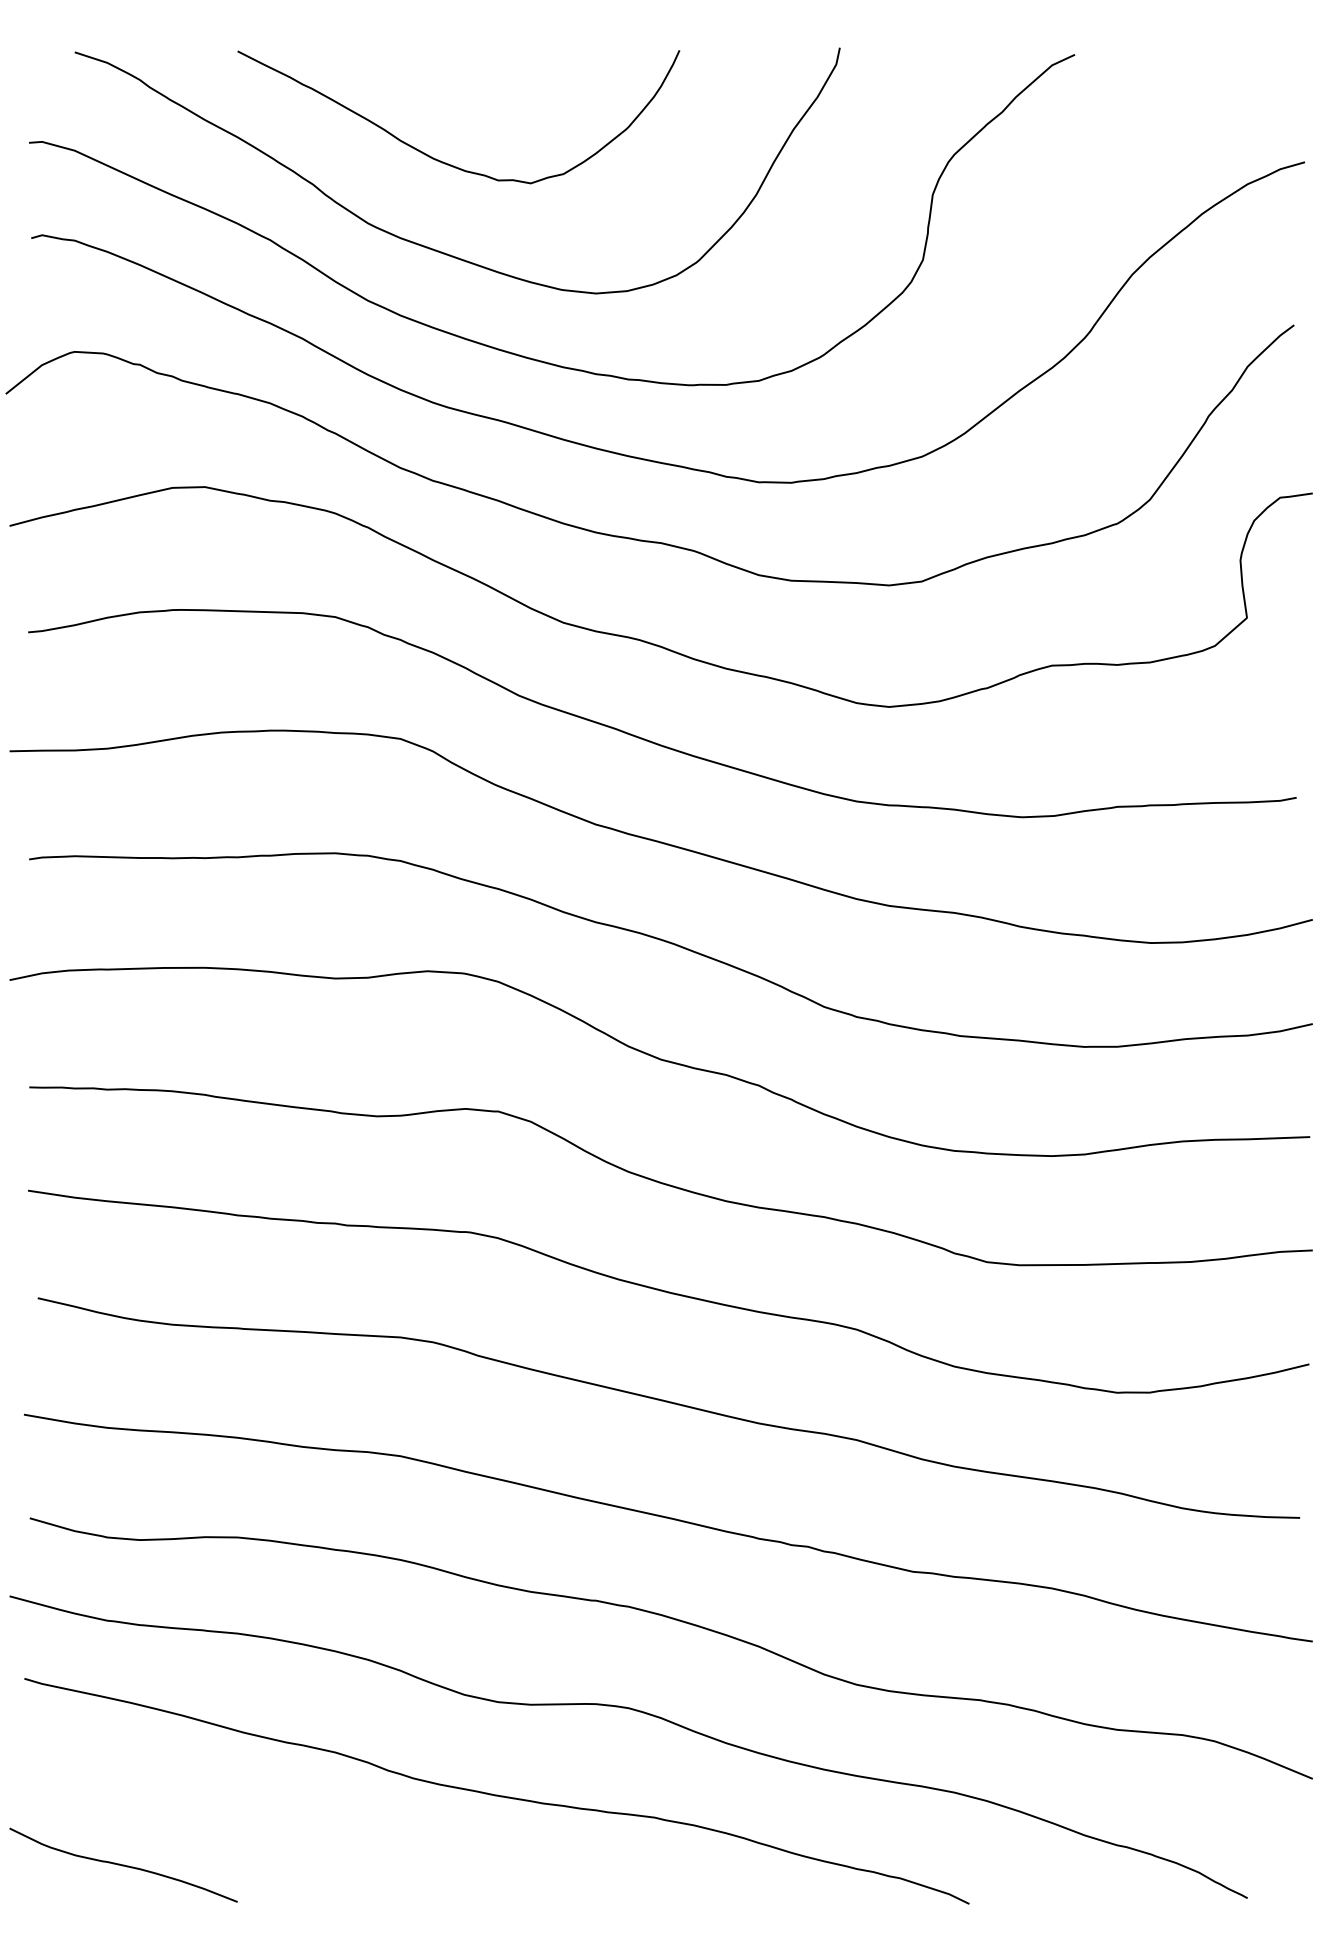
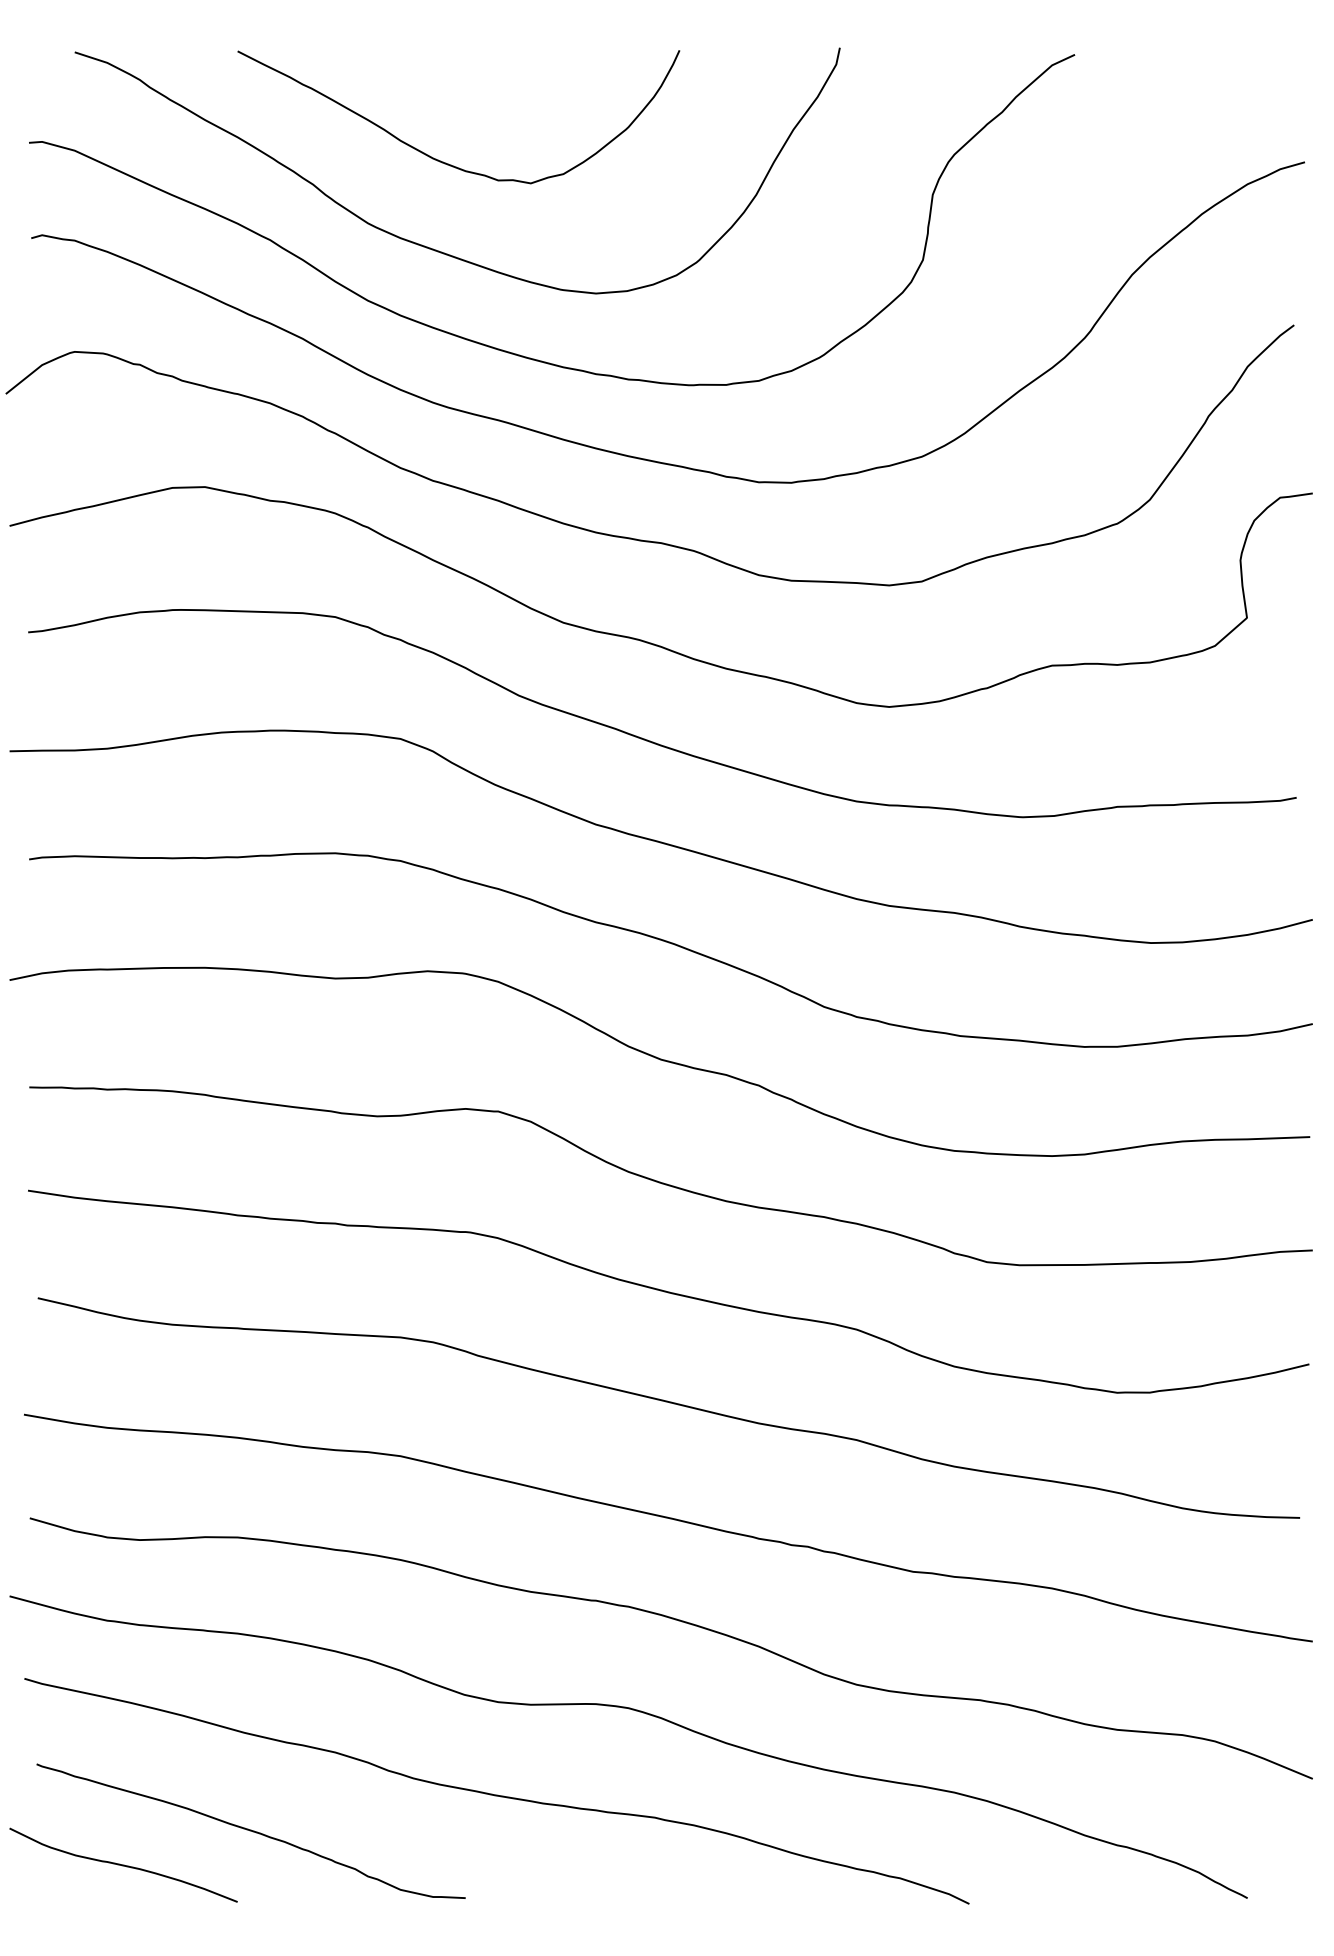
curve: none -> present (250, 1830)
